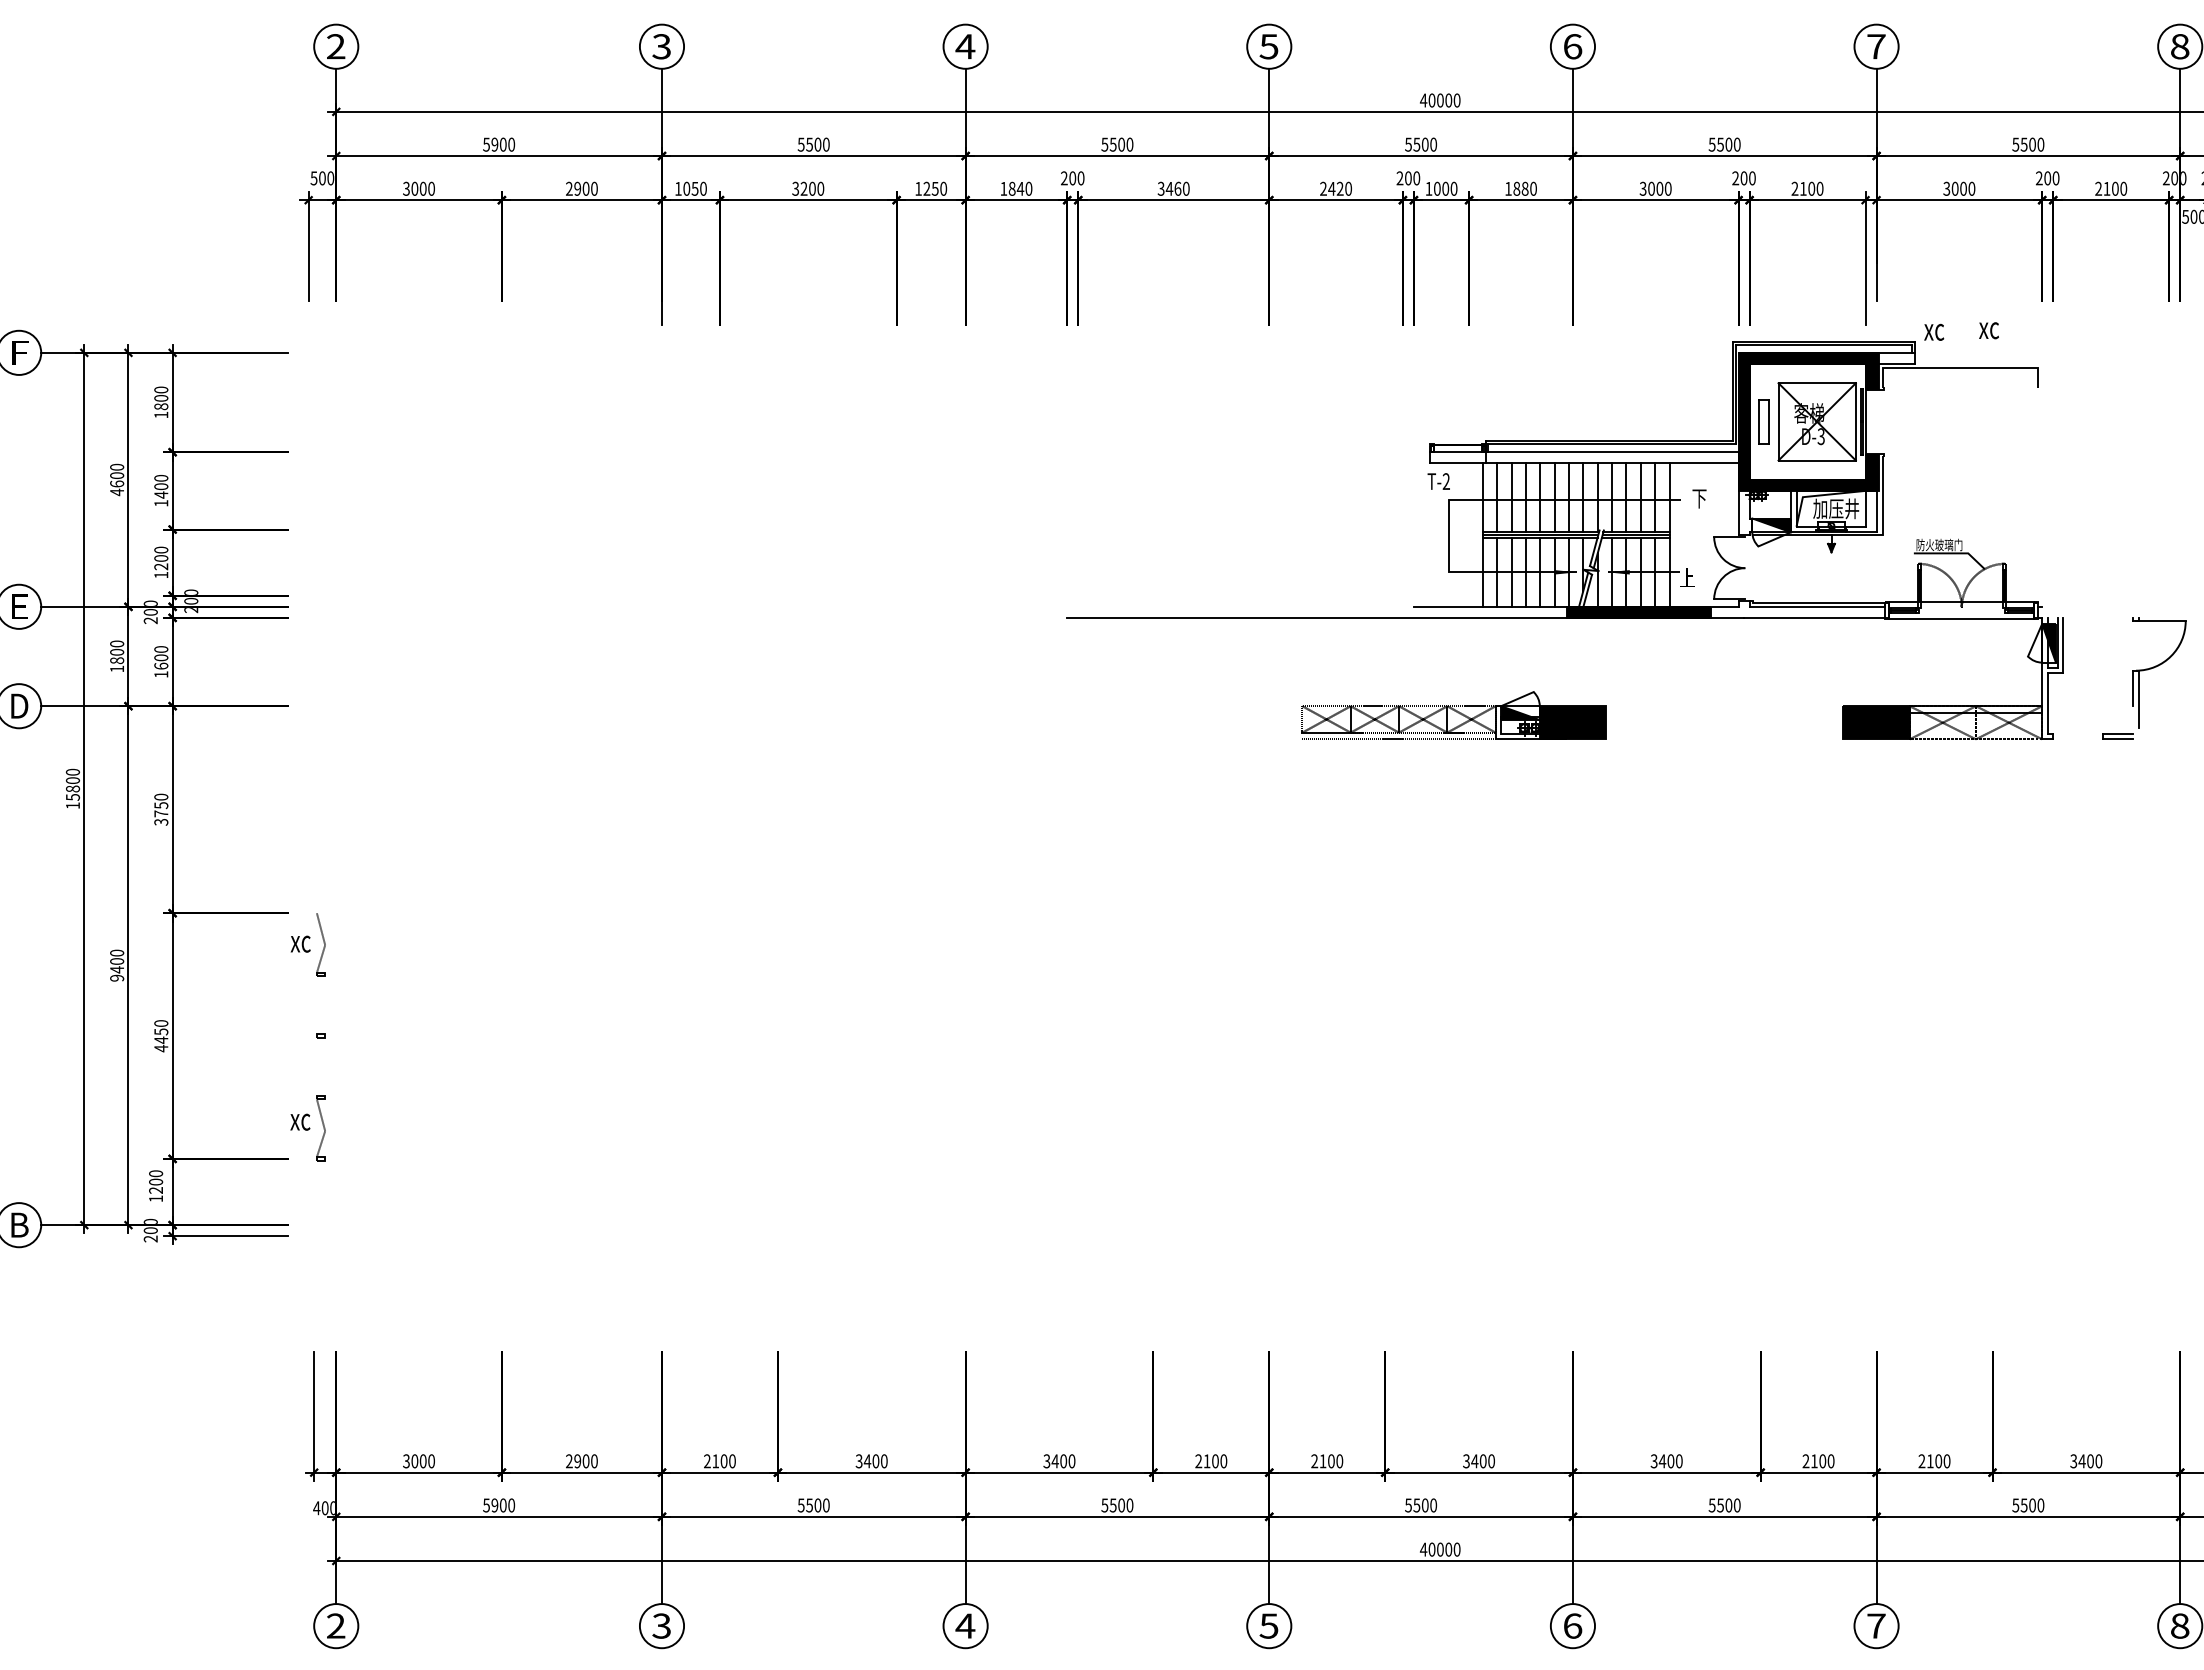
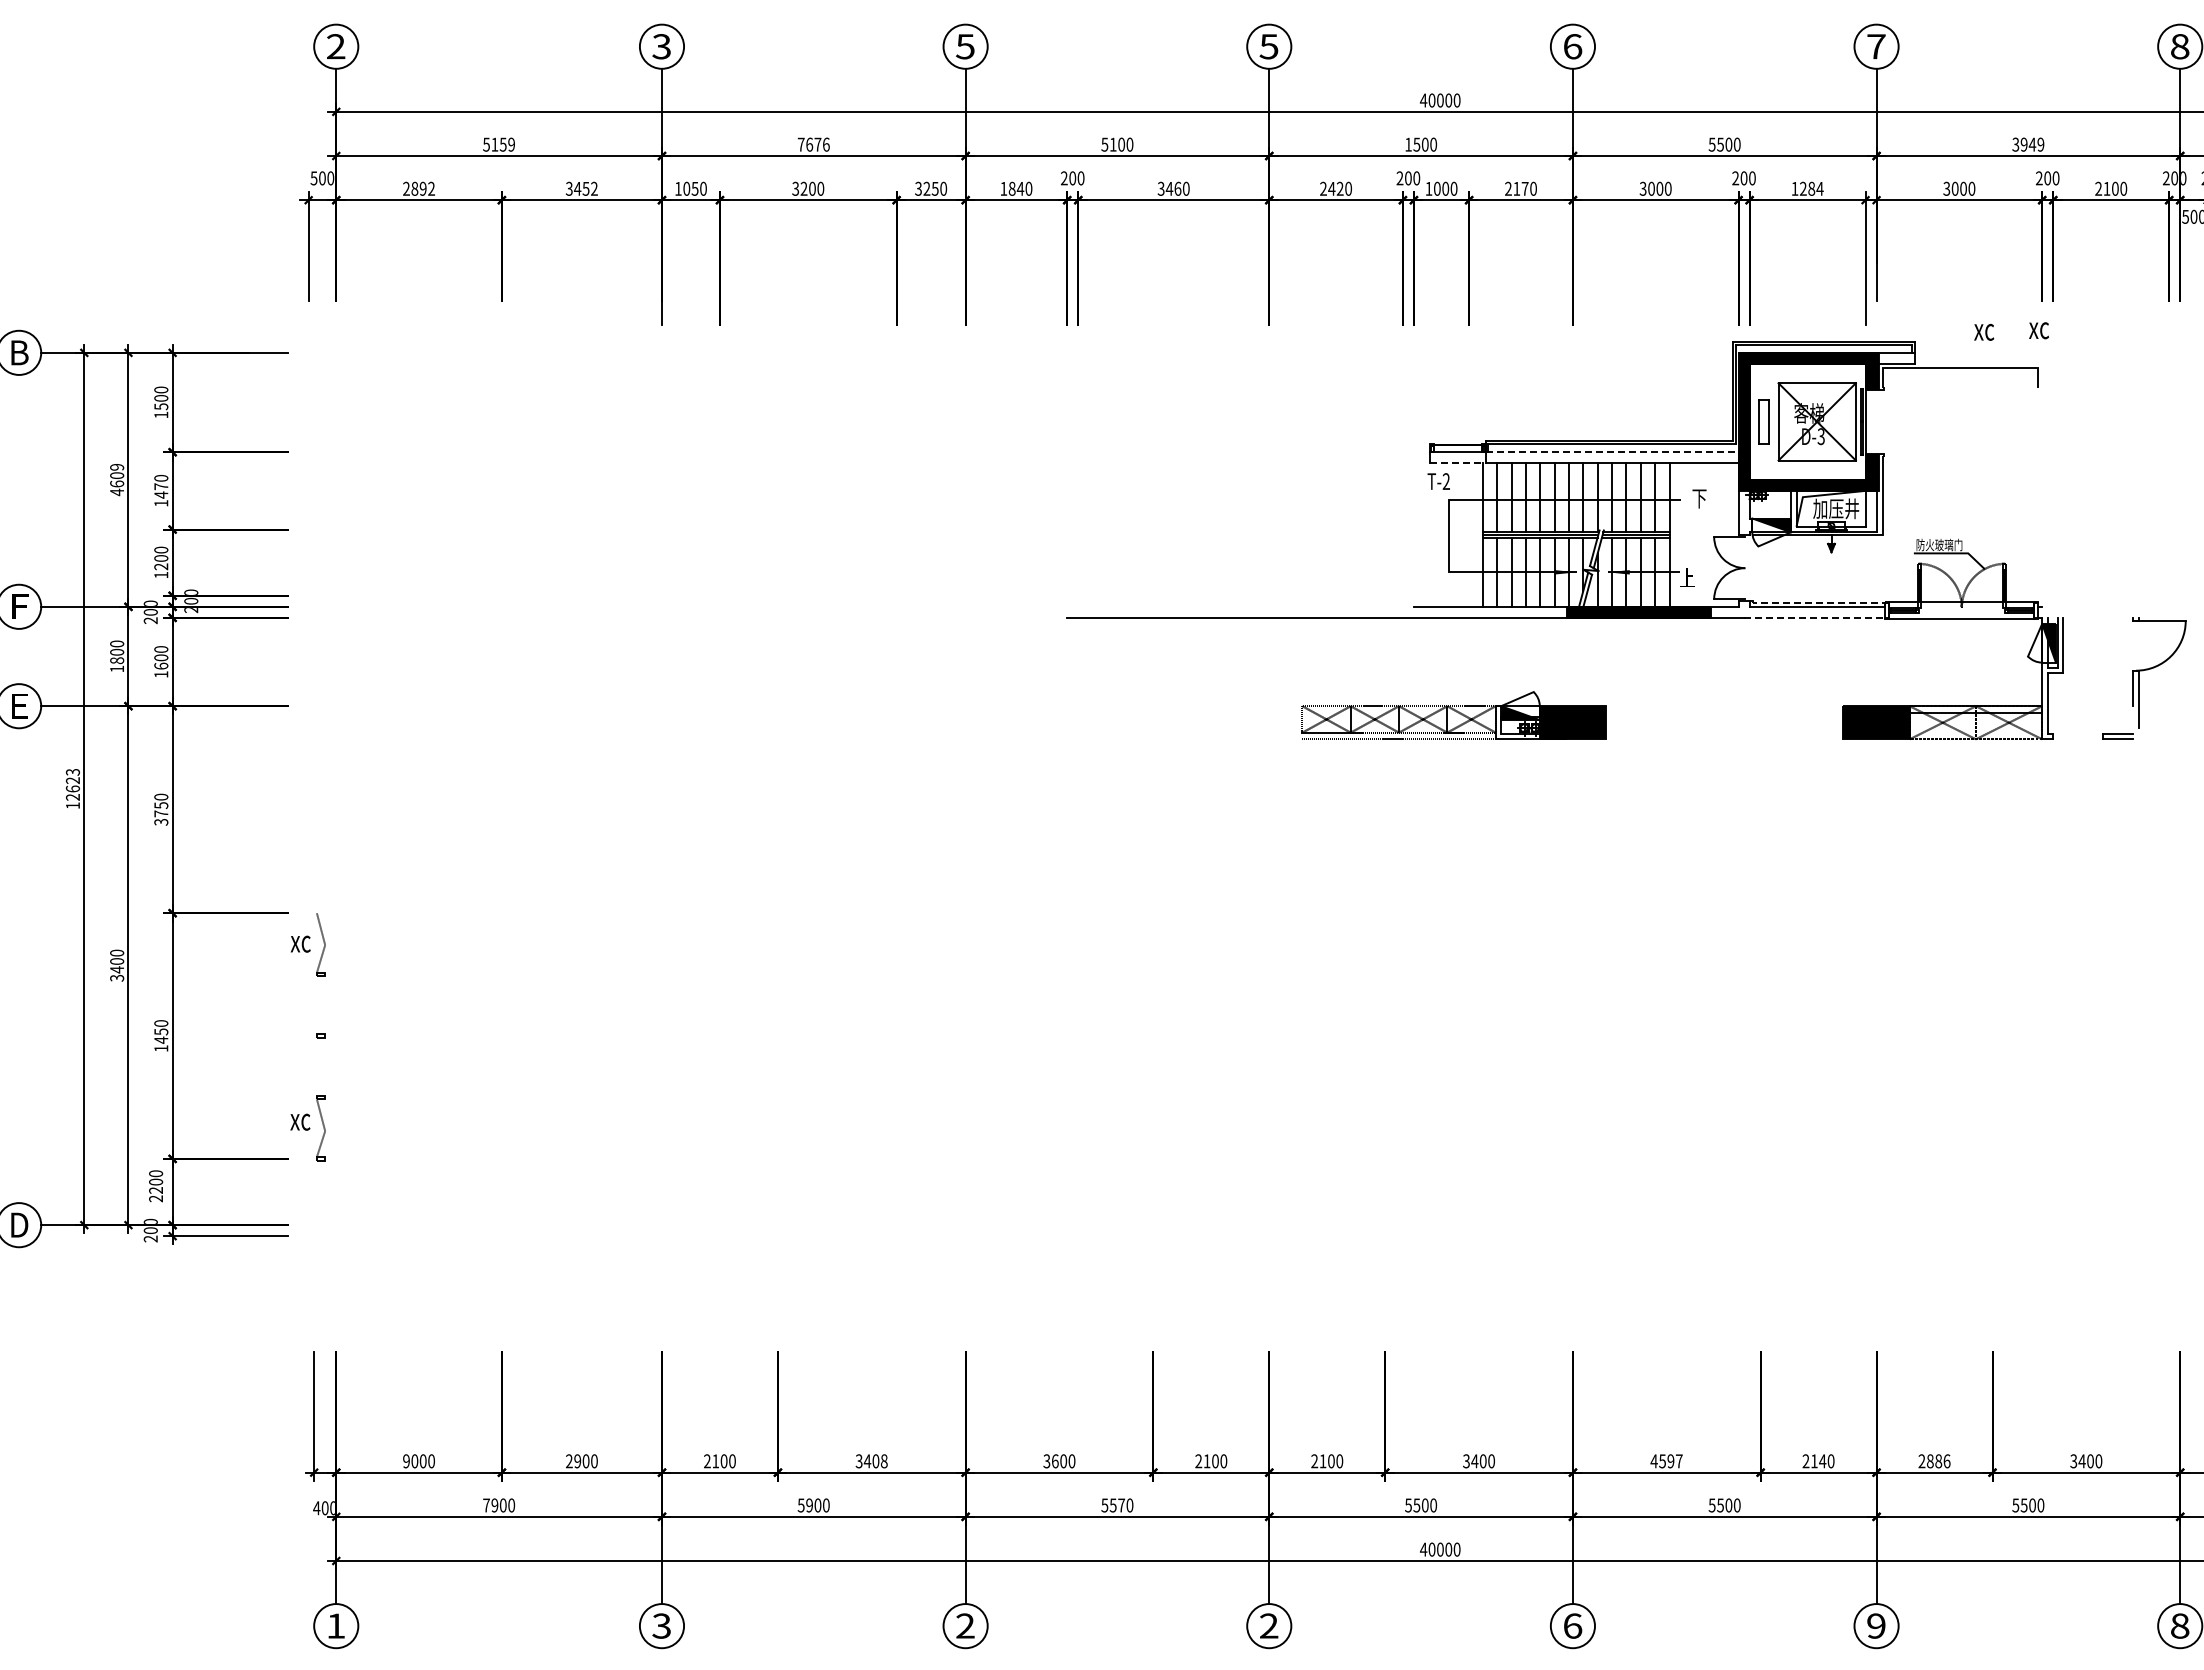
text: 4 -> 5 (965, 46)
text: 5900 -> 5159 (503, 144)
text: 5500 -> 7676 (813, 144)
text: 5500 -> 5100 (1112, 144)
text: 5500 -> 1500 (1408, 144)
text: 5500 -> 3949 (2028, 144)
text: 3000 -> 2892 (418, 188)
text: 2900 -> 3452 (581, 188)
text: 1250 -> 3250 (918, 188)
text: 1880 -> 2170 (1516, 188)
text: 2100 -> 1284 (1807, 188)
text position: (1961, 331) -> (2011, 331) (2011, 331)
text: F -> B (19, 352)
text: 1800 -> 1500 (161, 406)
line: solid -> dashed (1612, 452)
line: solid -> dashed (1458, 463)
text: 4600 -> 4609 (117, 466)
text: 1400 -> 1470 (161, 486)
line: solid -> dashed (1819, 602)
text: E -> F (21, 606)
line: solid -> dashed (1814, 617)
text: D -> E (19, 705)
text: 15800 -> 12623 (72, 784)
text: 9400 -> 3400 (117, 977)
text: 4450 -> 1450 (161, 1048)
text: 1200 -> 2200 (155, 1198)
text: B -> D (19, 1224)
text: 3000 -> 9000 (406, 1461)
text: 3400 -> 3408 (883, 1461)
text: 3400 -> 3600 (1054, 1461)
text: 3400 -> 4597 (1666, 1461)
text: 2100 -> 2140 (1822, 1461)
text: 2100 -> 2886 (1938, 1461)
text: 5900 -> 7900 (486, 1505)
text: 5500 -> 5900 (809, 1505)
text: 5500 -> 5570 (1121, 1505)
text: 2 -> 1 (336, 1625)
text: 4 -> 2 (965, 1625)
text: 5 -> 2 (1268, 1625)
text: 7 -> 9 (1876, 1625)
